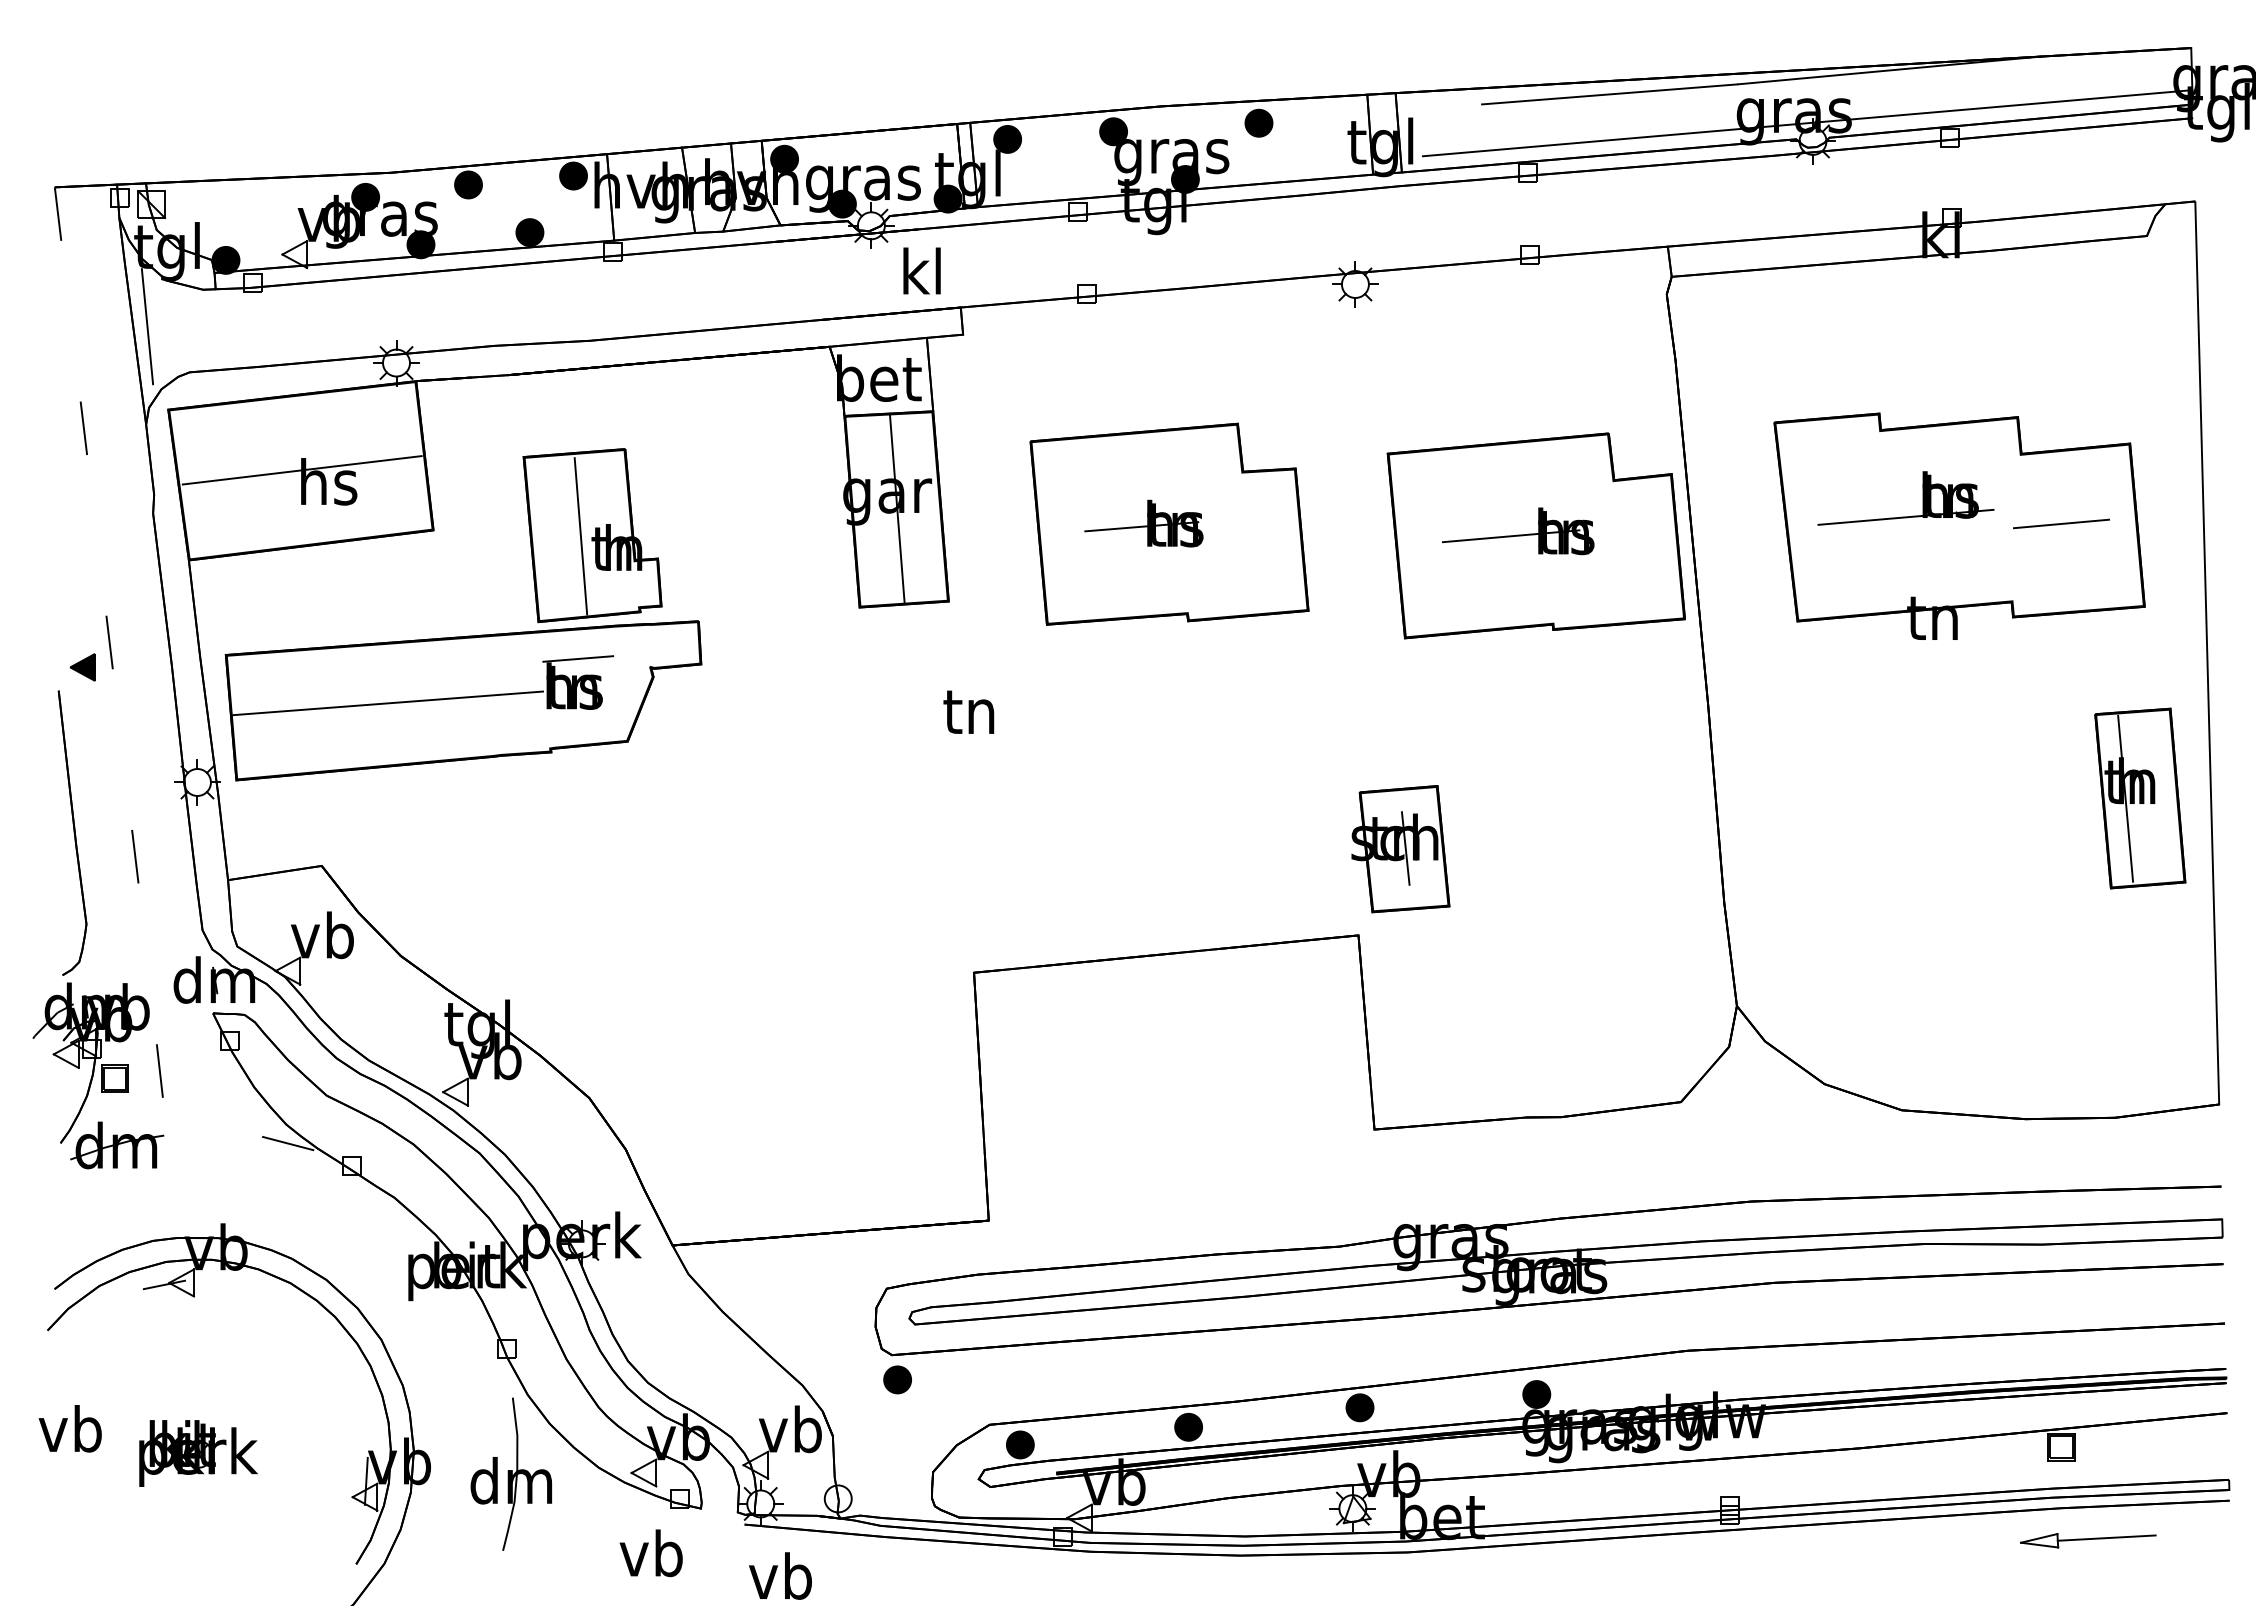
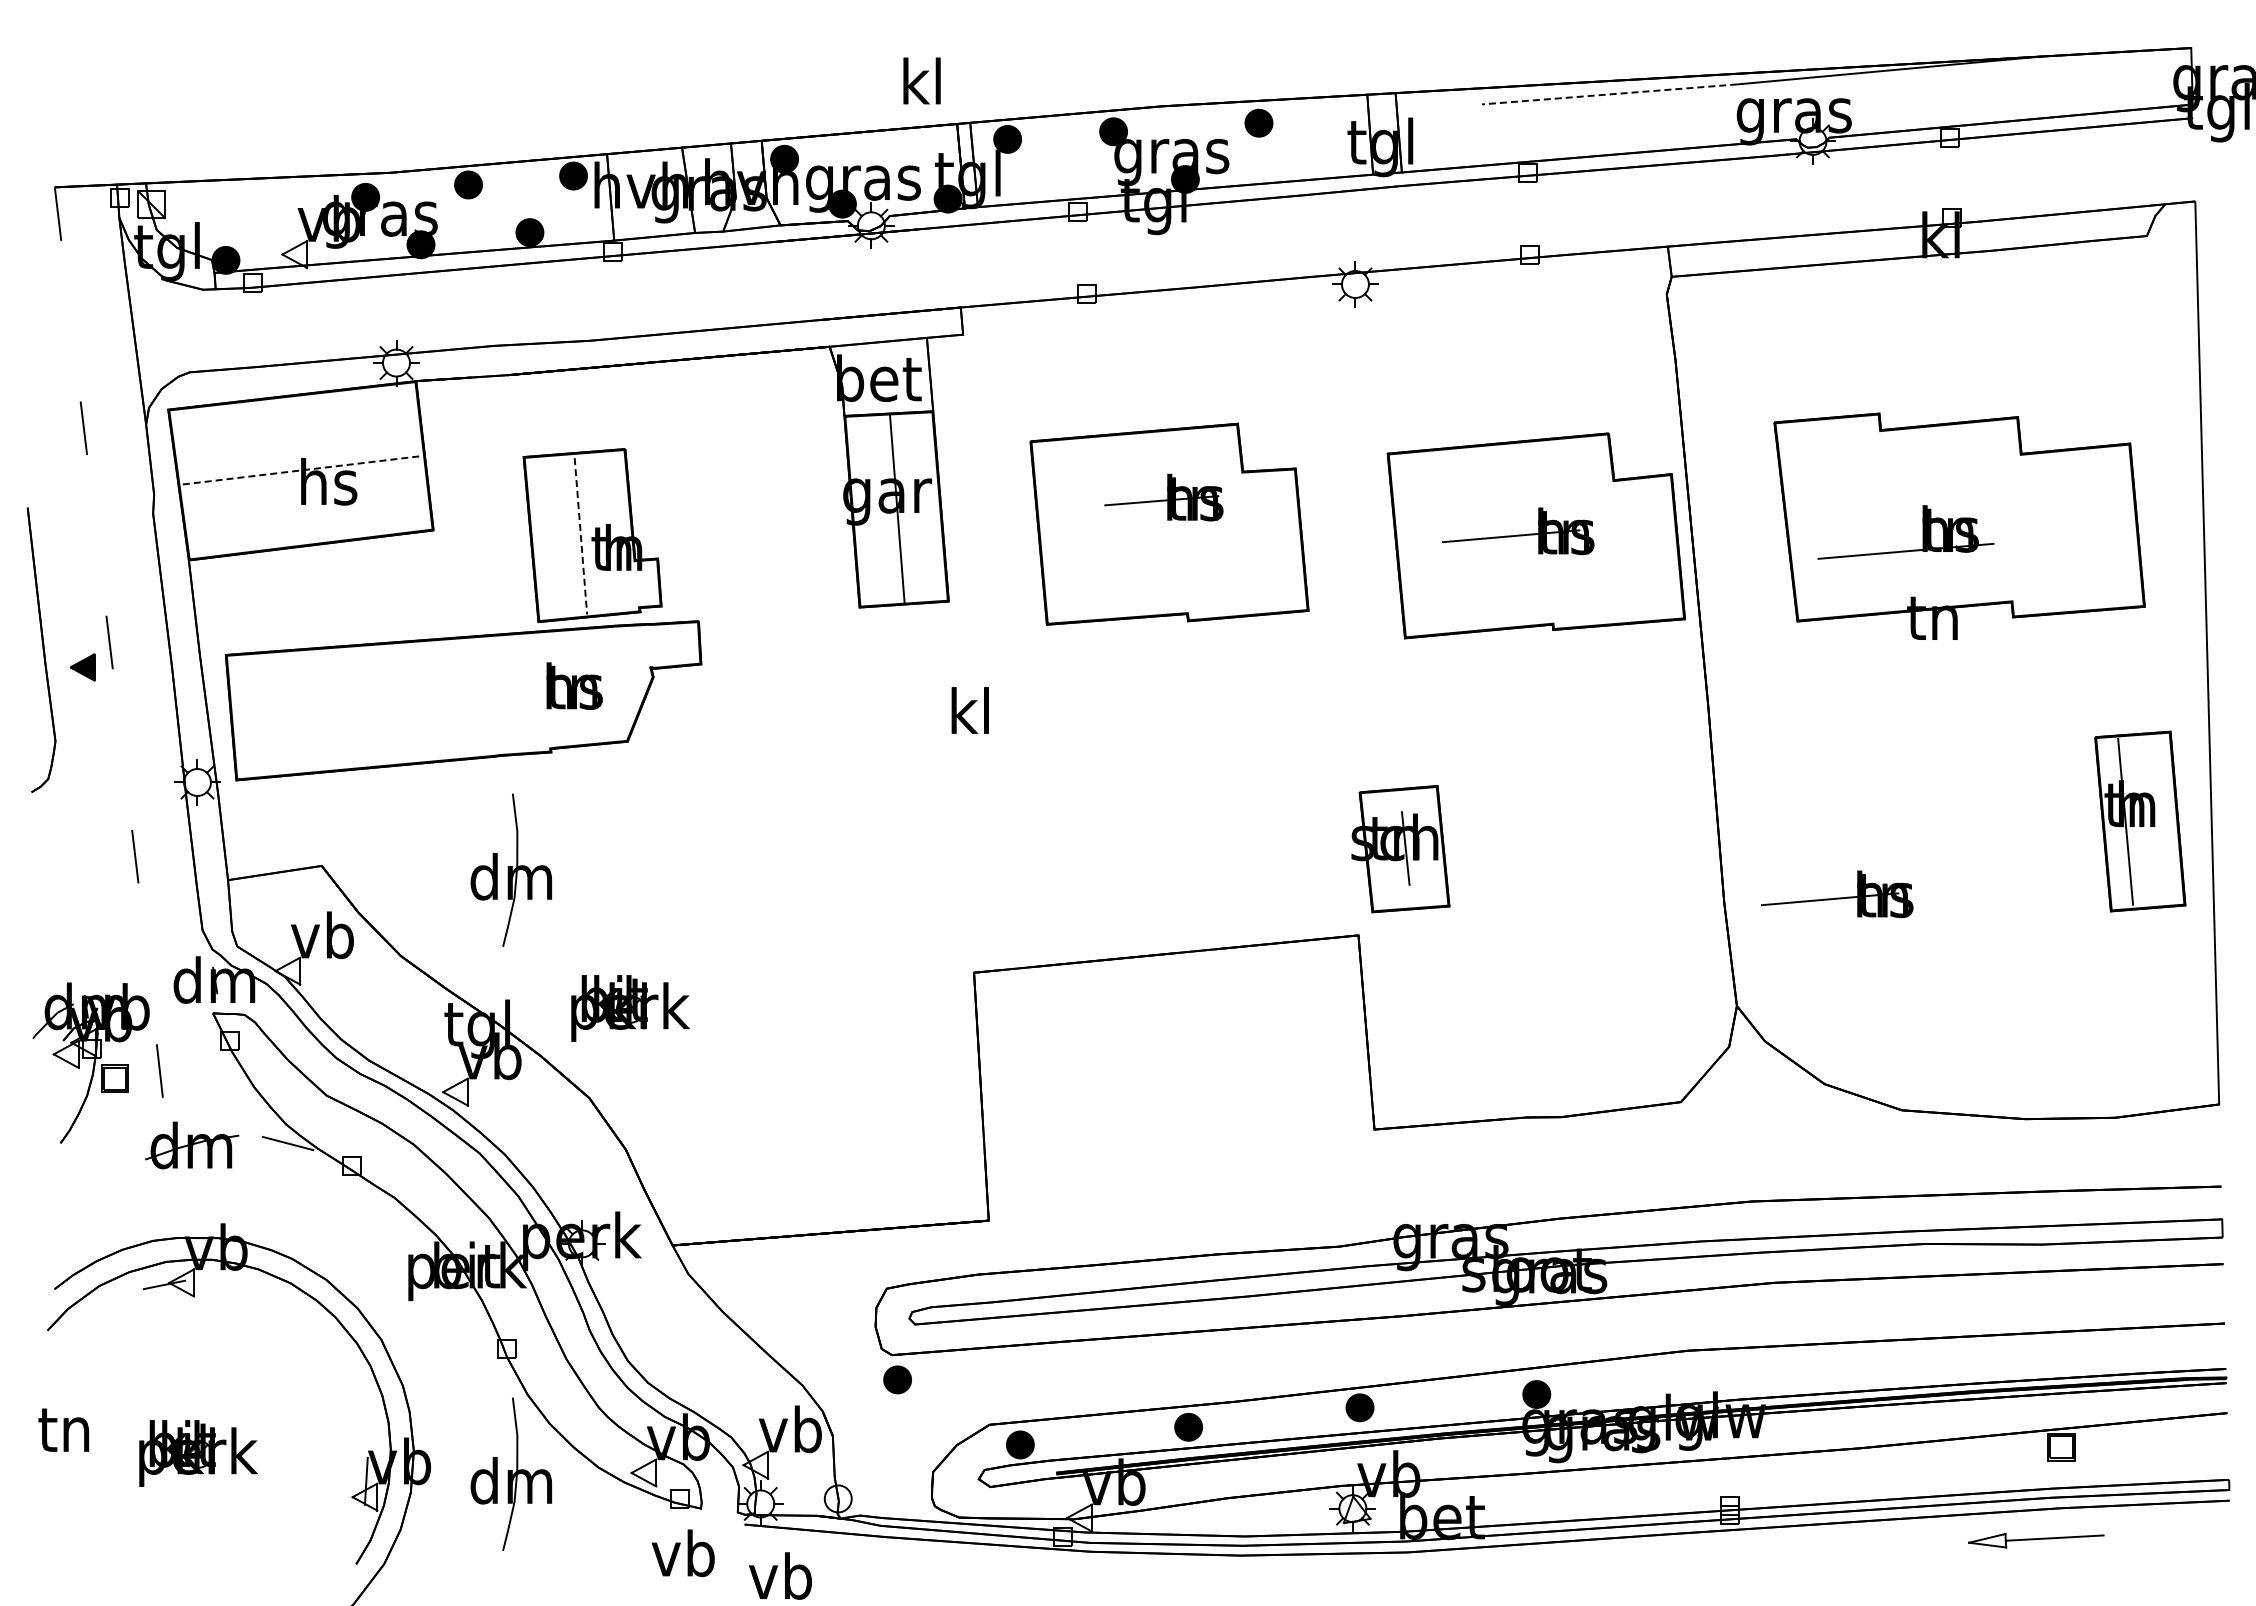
line: solid -> dashed (1609, 94)
line: present -> none (1807, 123)
text position: (921, 270) -> (921, 80) (921, 80)
line: present -> none (147, 326)
line: solid -> dashed (302, 470)
part position: (1922, 498) -> (1922, 532) (1922, 532)
part position: (1143, 523) -> (1163, 497) (1163, 497)
line: present -> none (2061, 523)
line: solid -> dashed (580, 536)
line: present -> none (578, 658)
line: present -> none (388, 703)
text: tn -> kl (968, 710)
part position: (2140, 798) -> (2140, 821) (2140, 821)
part position: (72, 832) -> (41, 649) (41, 649)
part: none -> present (510, 869)
part: none -> present (1837, 894)
part: none -> present (630, 1008)
part position: (117, 1145) -> (192, 1145) (192, 1145)
text: vb -> tn (69, 1428)
part position: (2088, 1540) -> (2036, 1540) (2036, 1540)
text position: (650, 1553) -> (682, 1553) (682, 1553)
